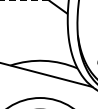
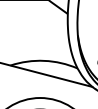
line: dashed -> solid (24, 0)
